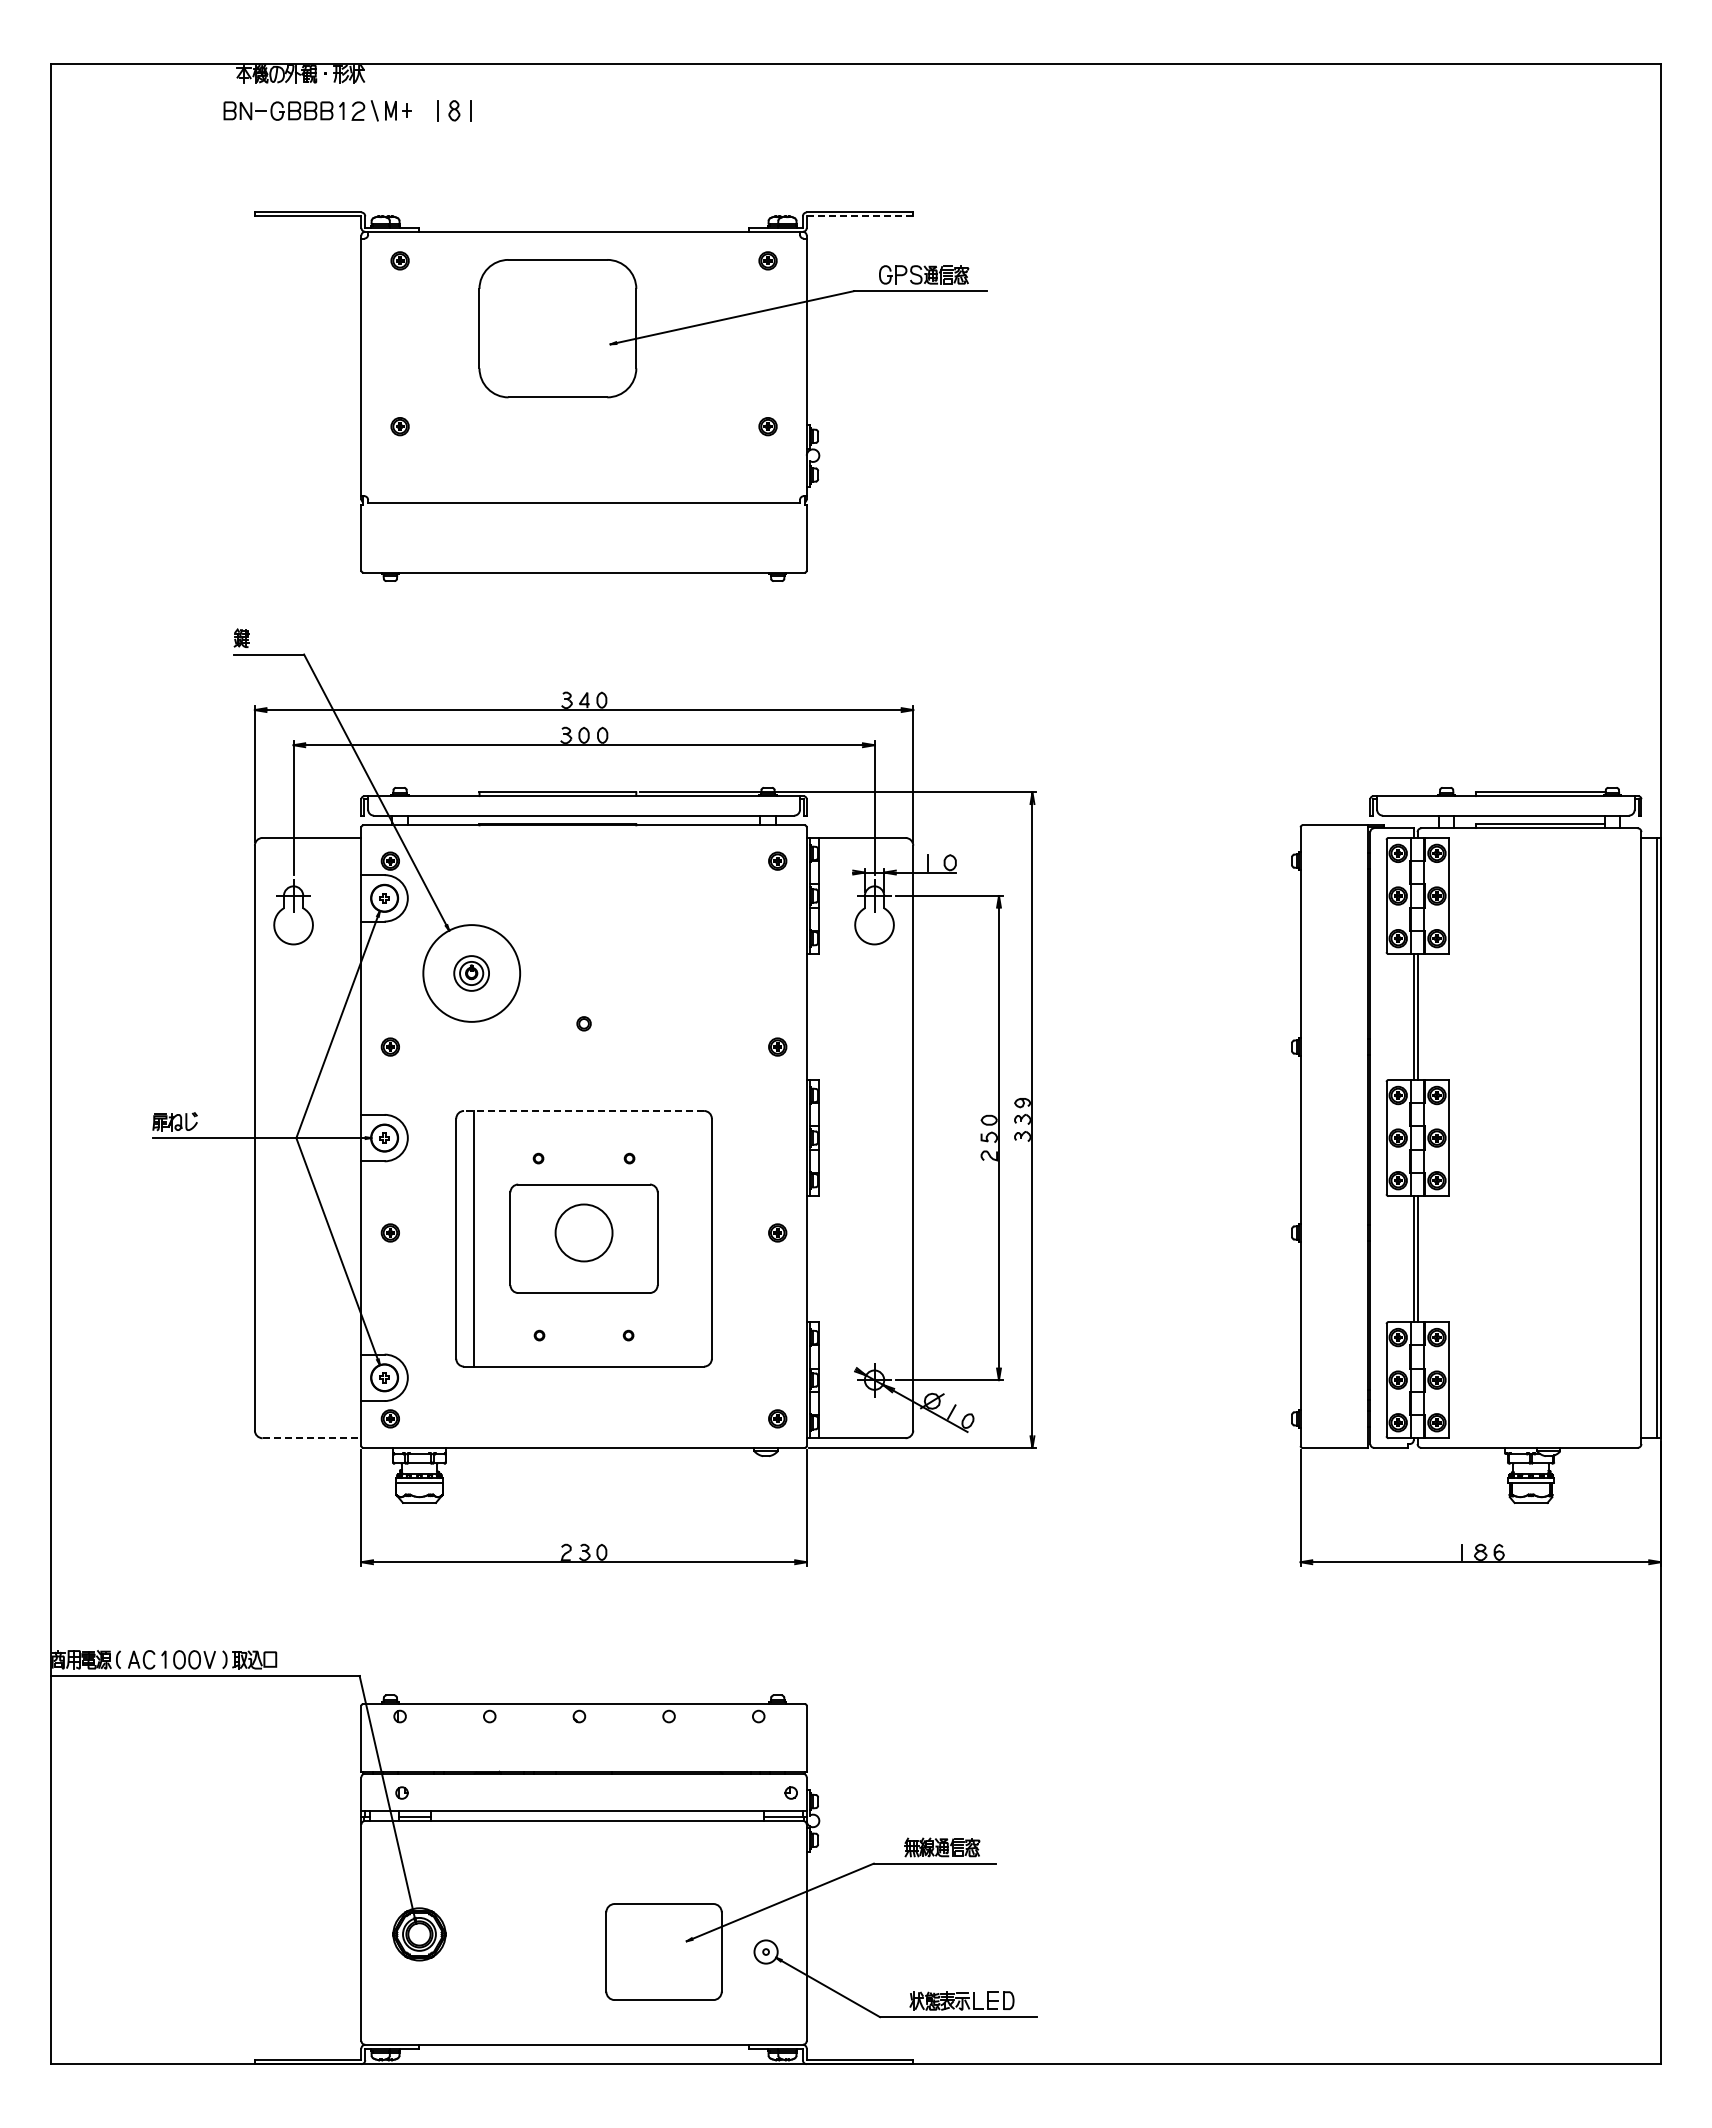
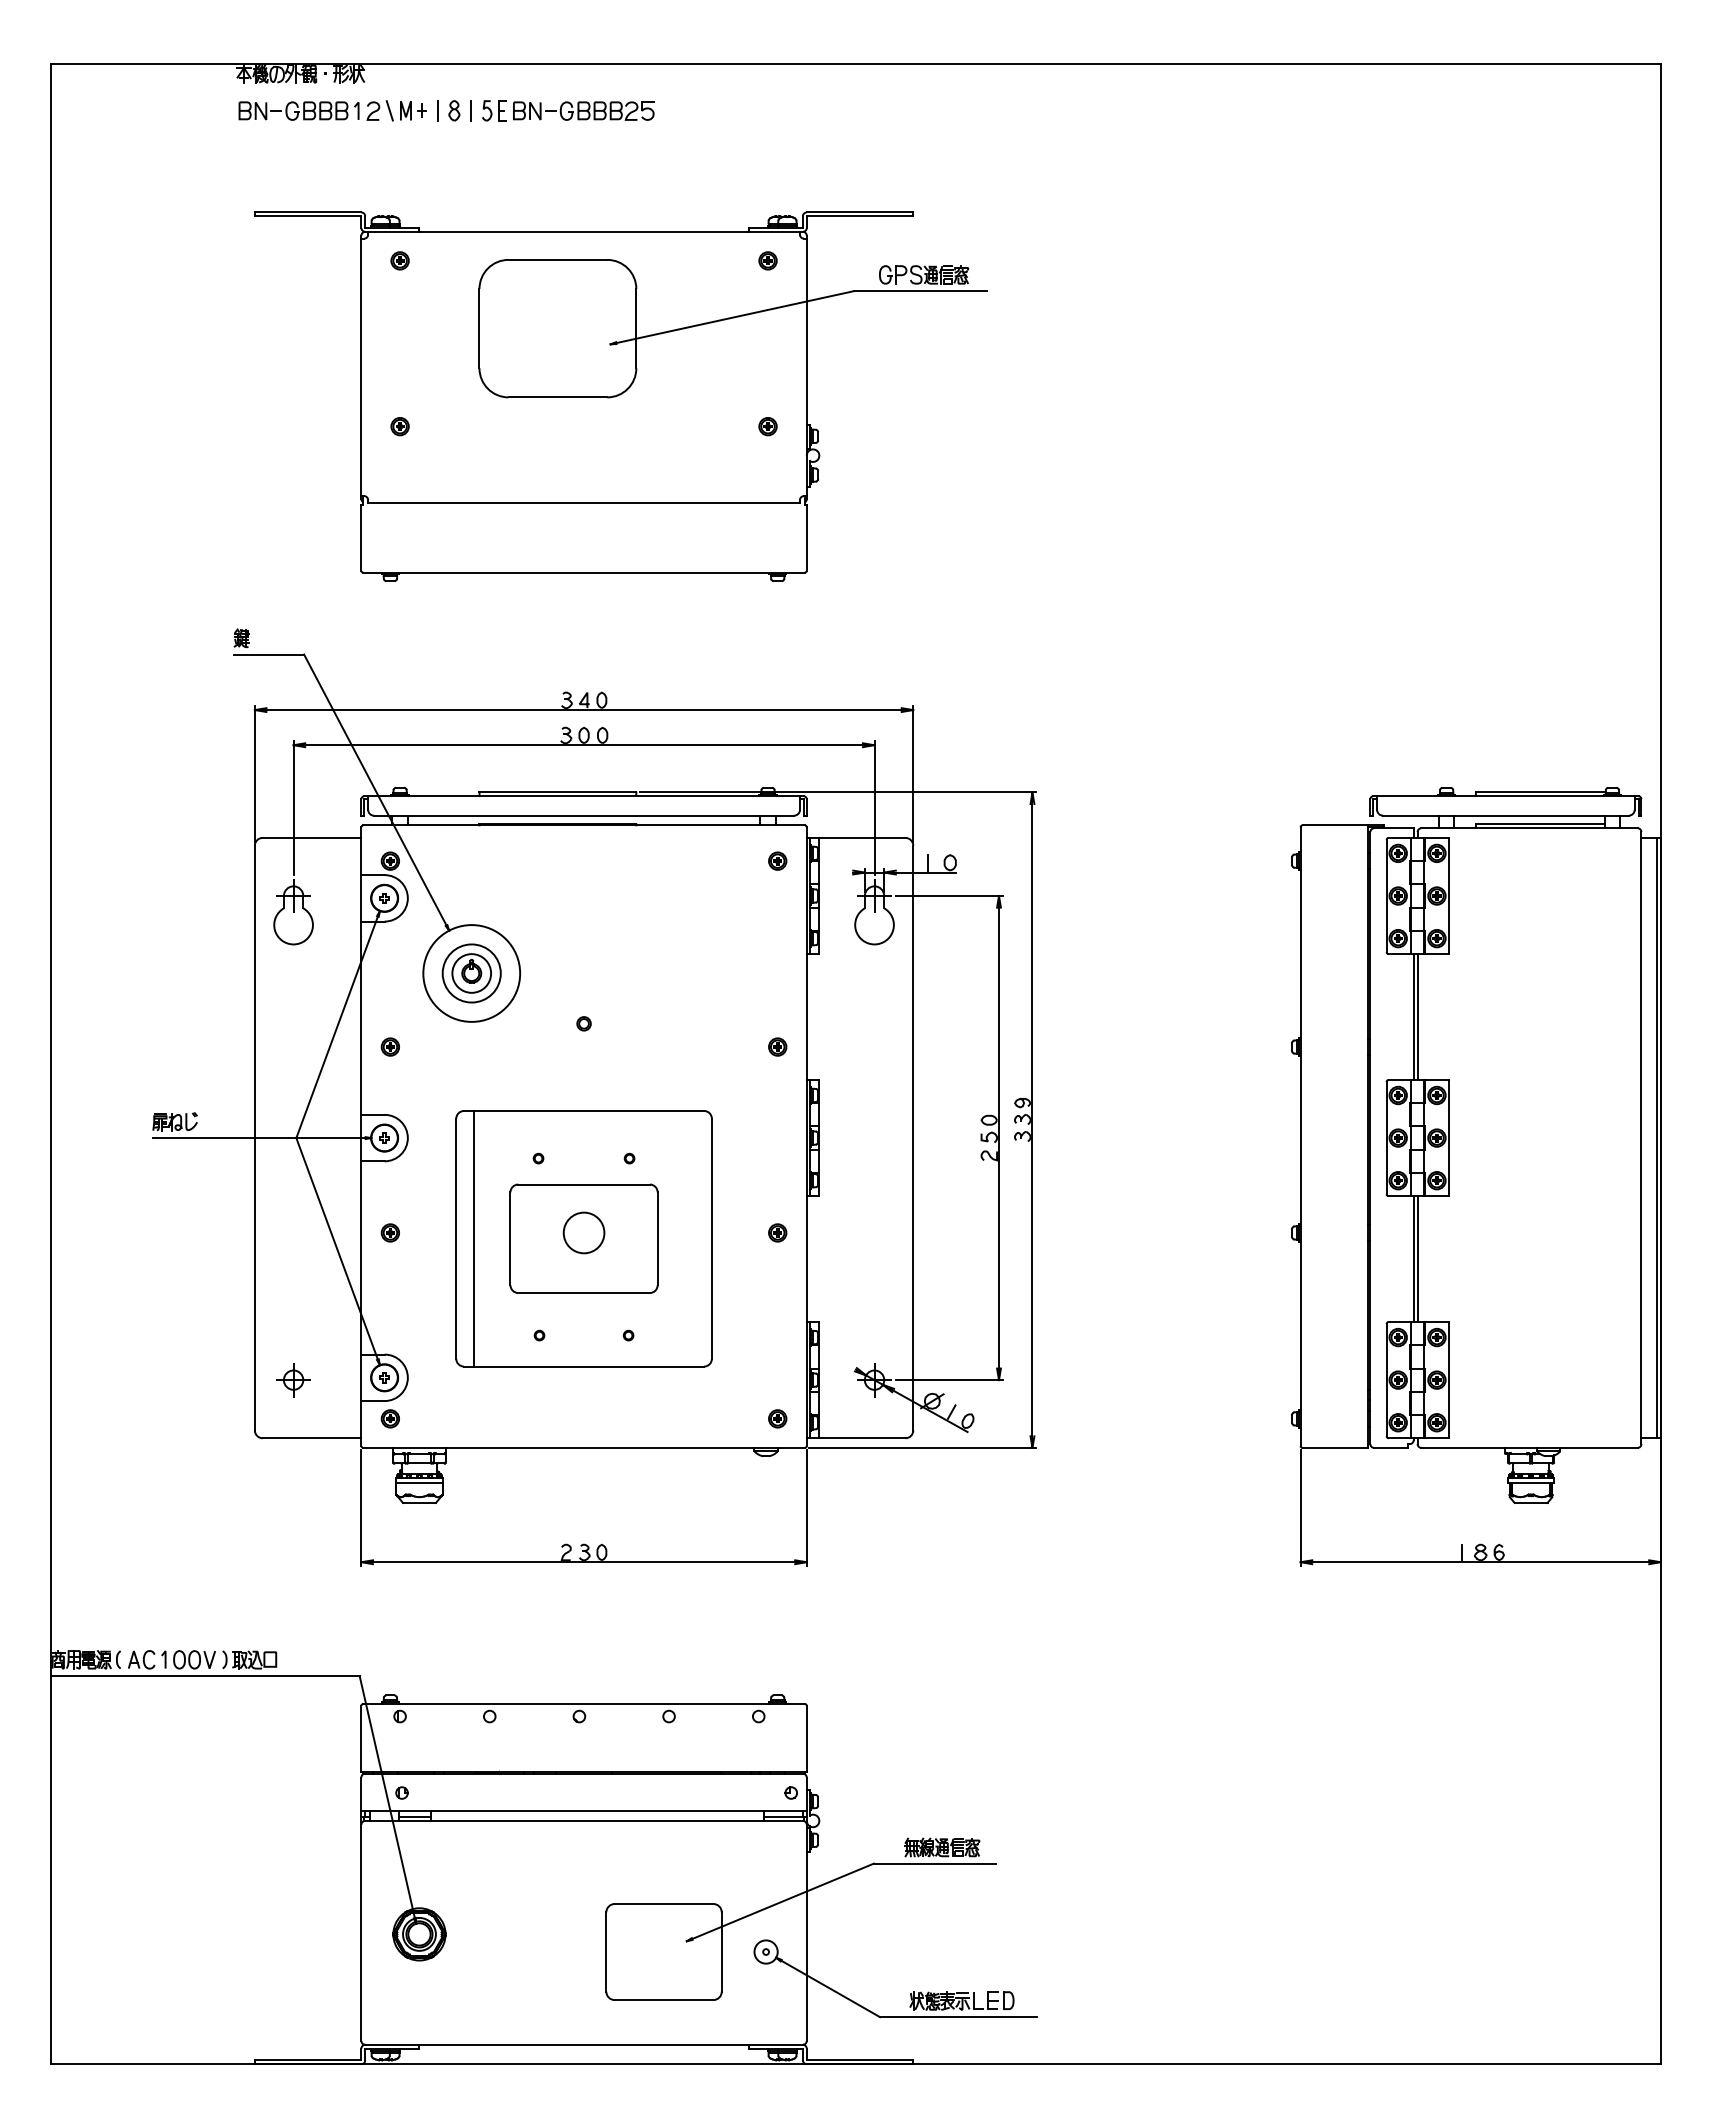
part position: (317, 110) -> (332, 110) (332, 110)
part: none -> present (568, 110)
line: dashed -> solid (860, 216)
part size: 37x37 px -> 61x61 px (471, 973)
line: dashed -> solid (583, 1110)
circle diameter: 57 px -> 41 px (583, 1232)
part: none -> present (293, 1380)
line: dashed -> solid (312, 1438)
